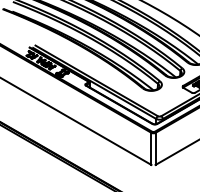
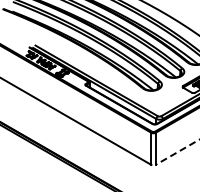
line: solid -> dashed (177, 152)
